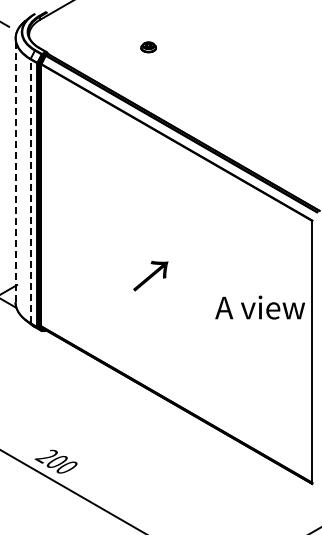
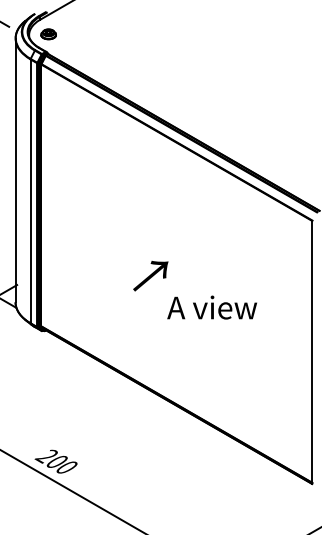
part position: (148, 47) -> (48, 34) (48, 34)
line: dashed -> solid (15, 170)
line: dashed -> solid (30, 191)
text position: (259, 307) -> (211, 307) (211, 307)
